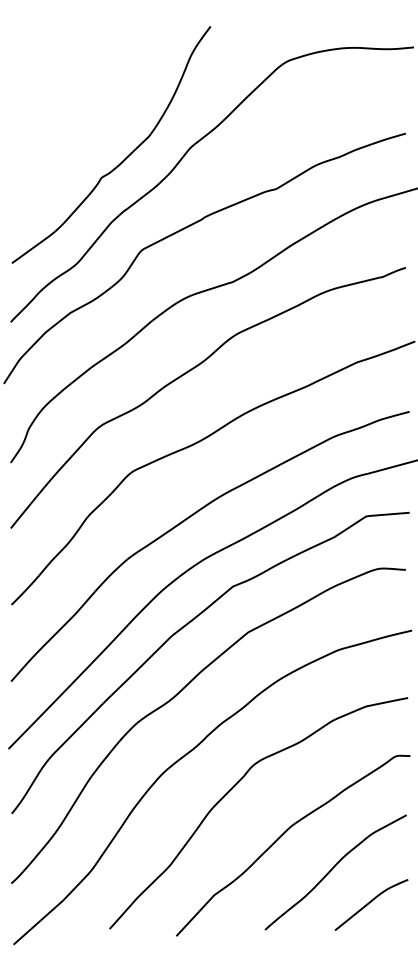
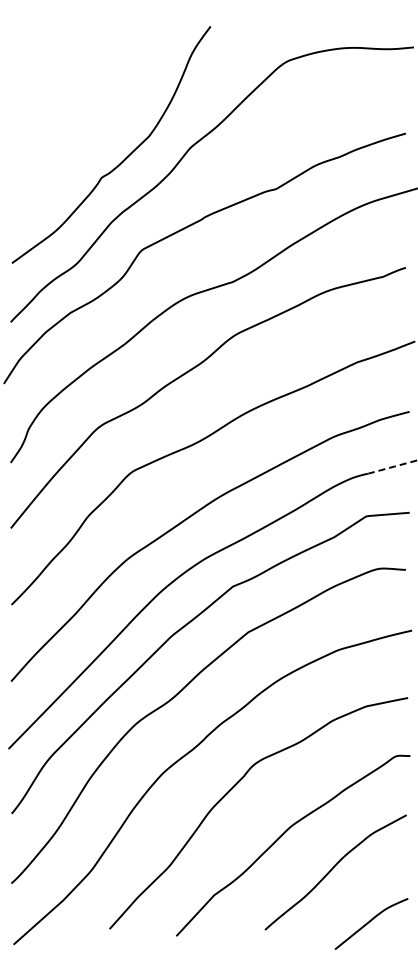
line: solid -> dashed (391, 467)
curve position: (370, 903) -> (370, 922) (370, 922)
